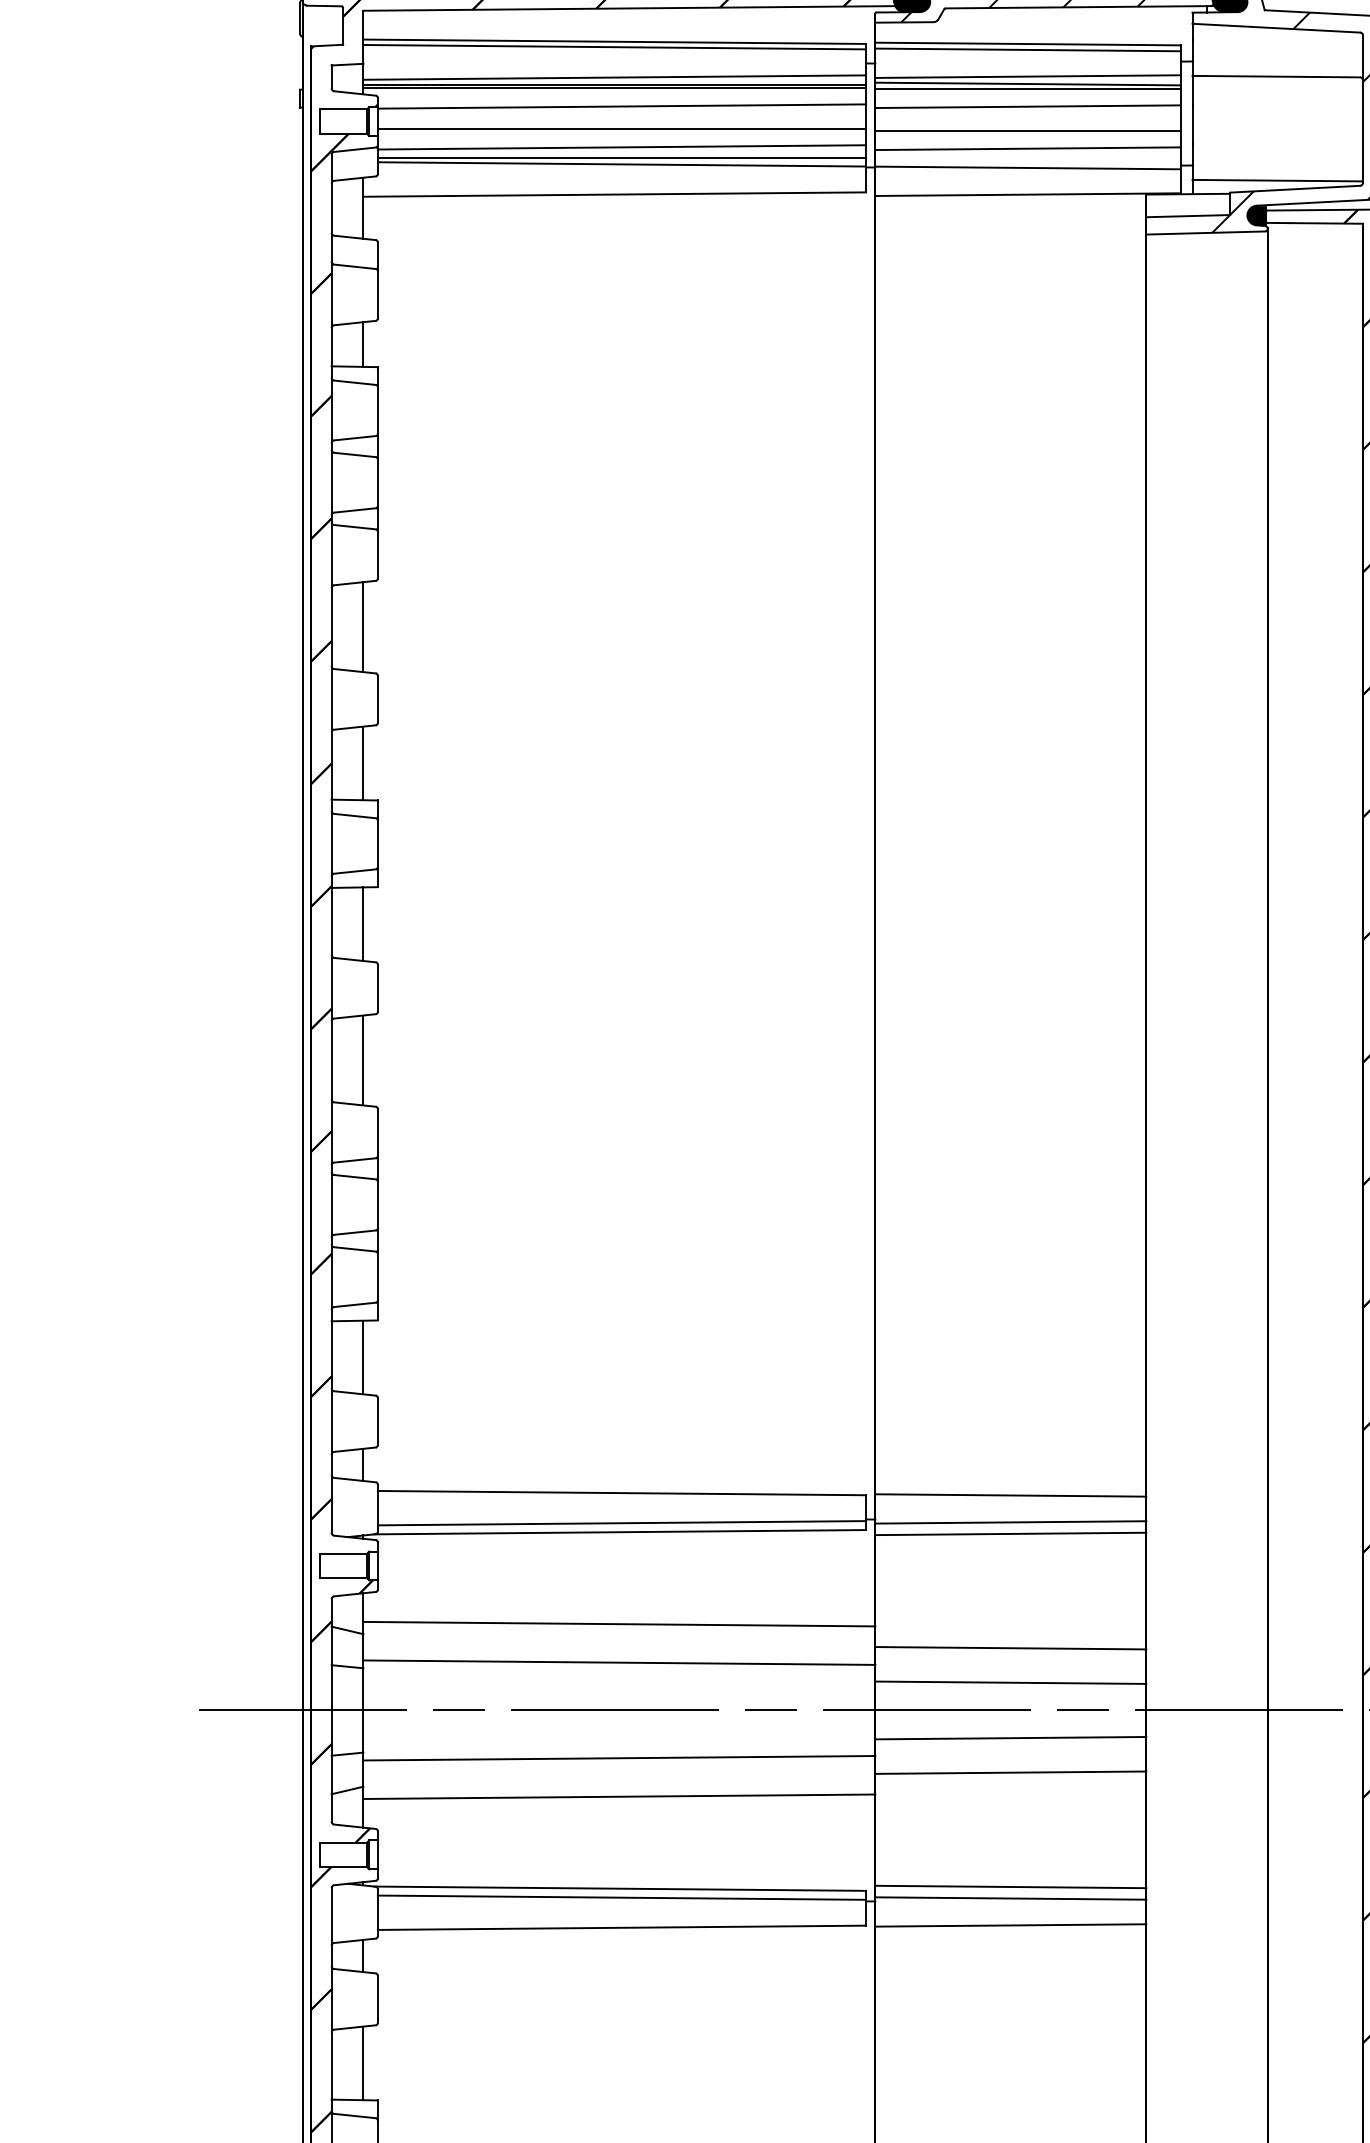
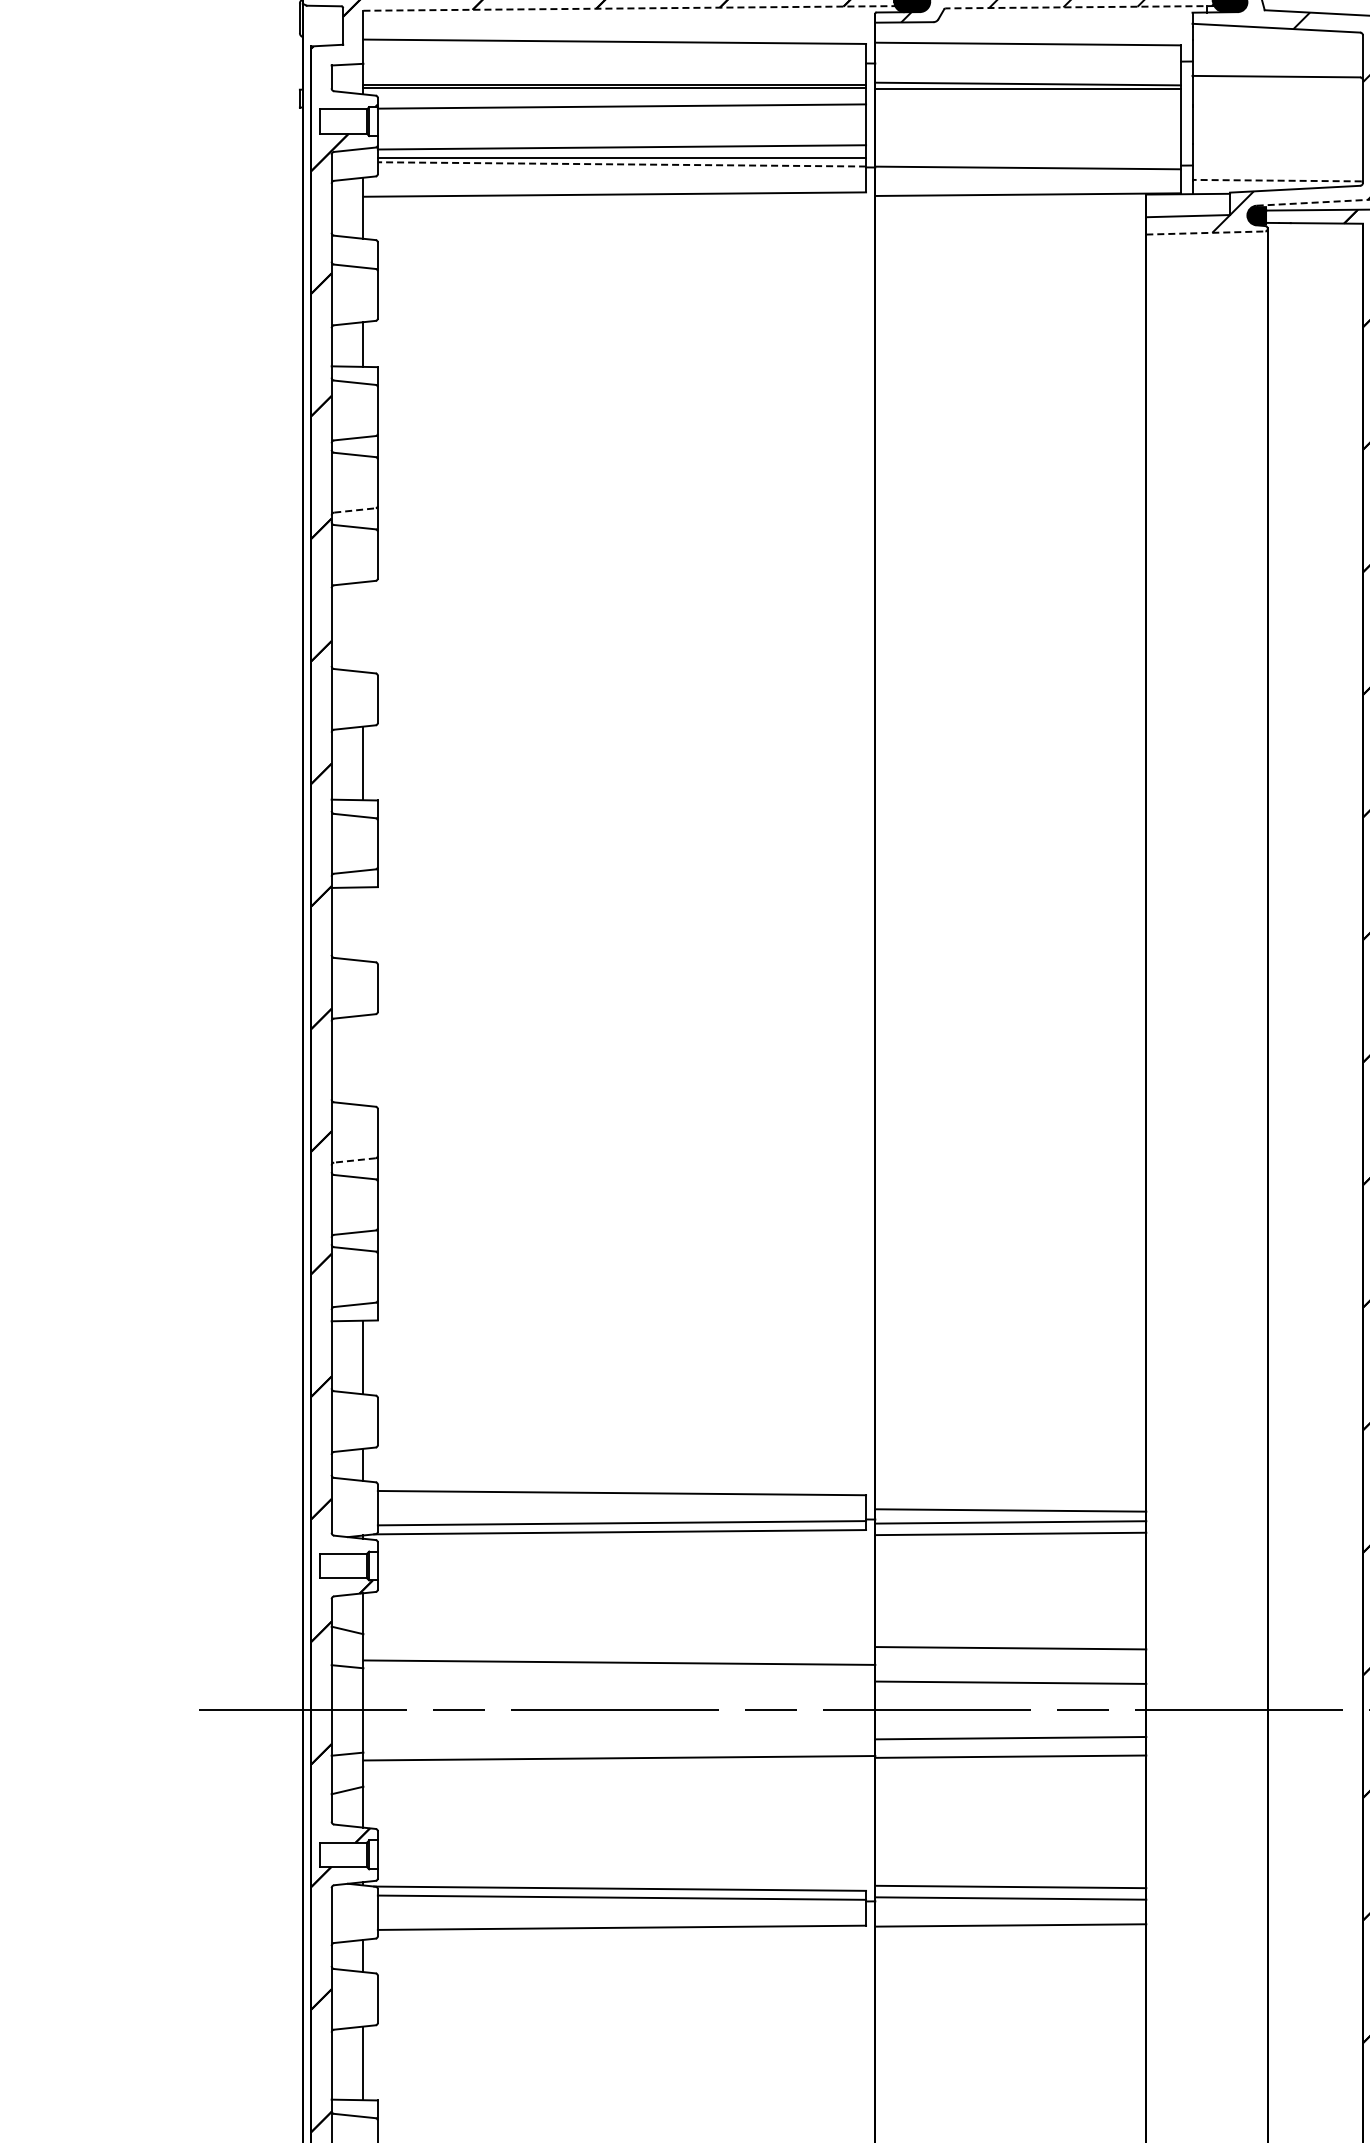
line: solid -> dashed (1085, 7)
line: solid -> dashed (636, 8)
line: present -> none (614, 47)
line: present -> none (1027, 49)
line: present -> none (1027, 76)
line: present -> none (614, 77)
line: present -> none (1027, 106)
line: present -> none (621, 128)
line: present -> none (1027, 131)
line: present -> none (1027, 148)
line: solid -> dashed (621, 164)
line: solid -> dashed (1277, 180)
line: solid -> dashed (1313, 202)
line: solid -> dashed (1205, 233)
line: solid -> dashed (355, 510)
line: present -> none (363, 627)
line: present -> none (363, 924)
line: present -> none (363, 1060)
line: solid -> dashed (355, 1160)
line position: (1010, 1495) -> (1010, 1510) (1010, 1510)
line: present -> none (619, 1623)
line position: (1010, 1772) -> (1010, 1756) (1010, 1756)
line: present -> none (619, 1796)
